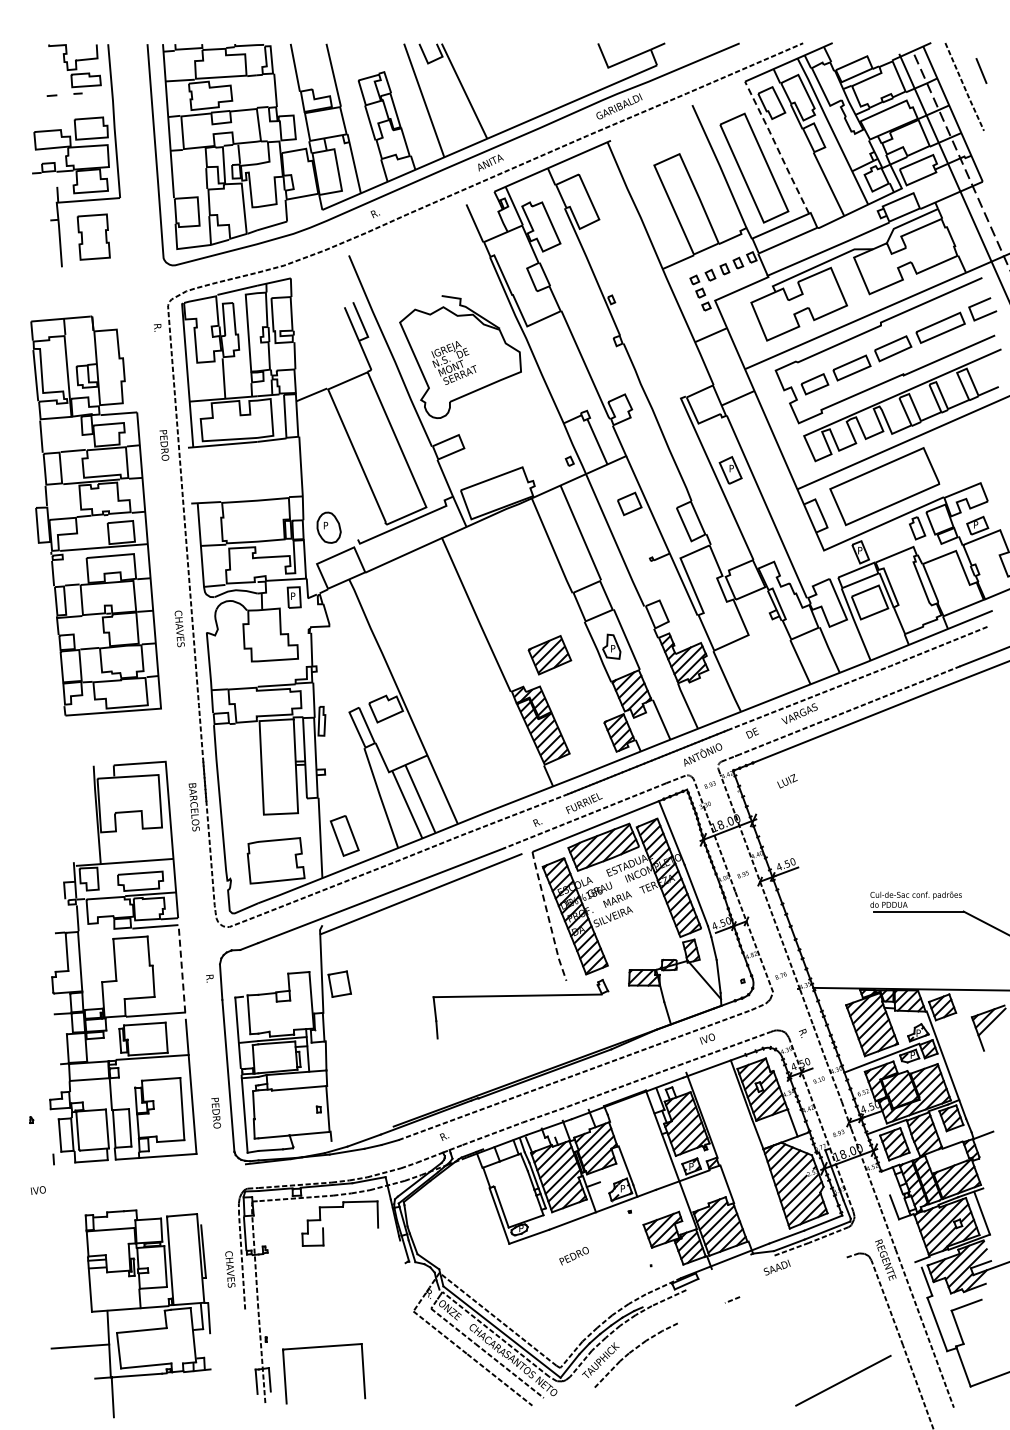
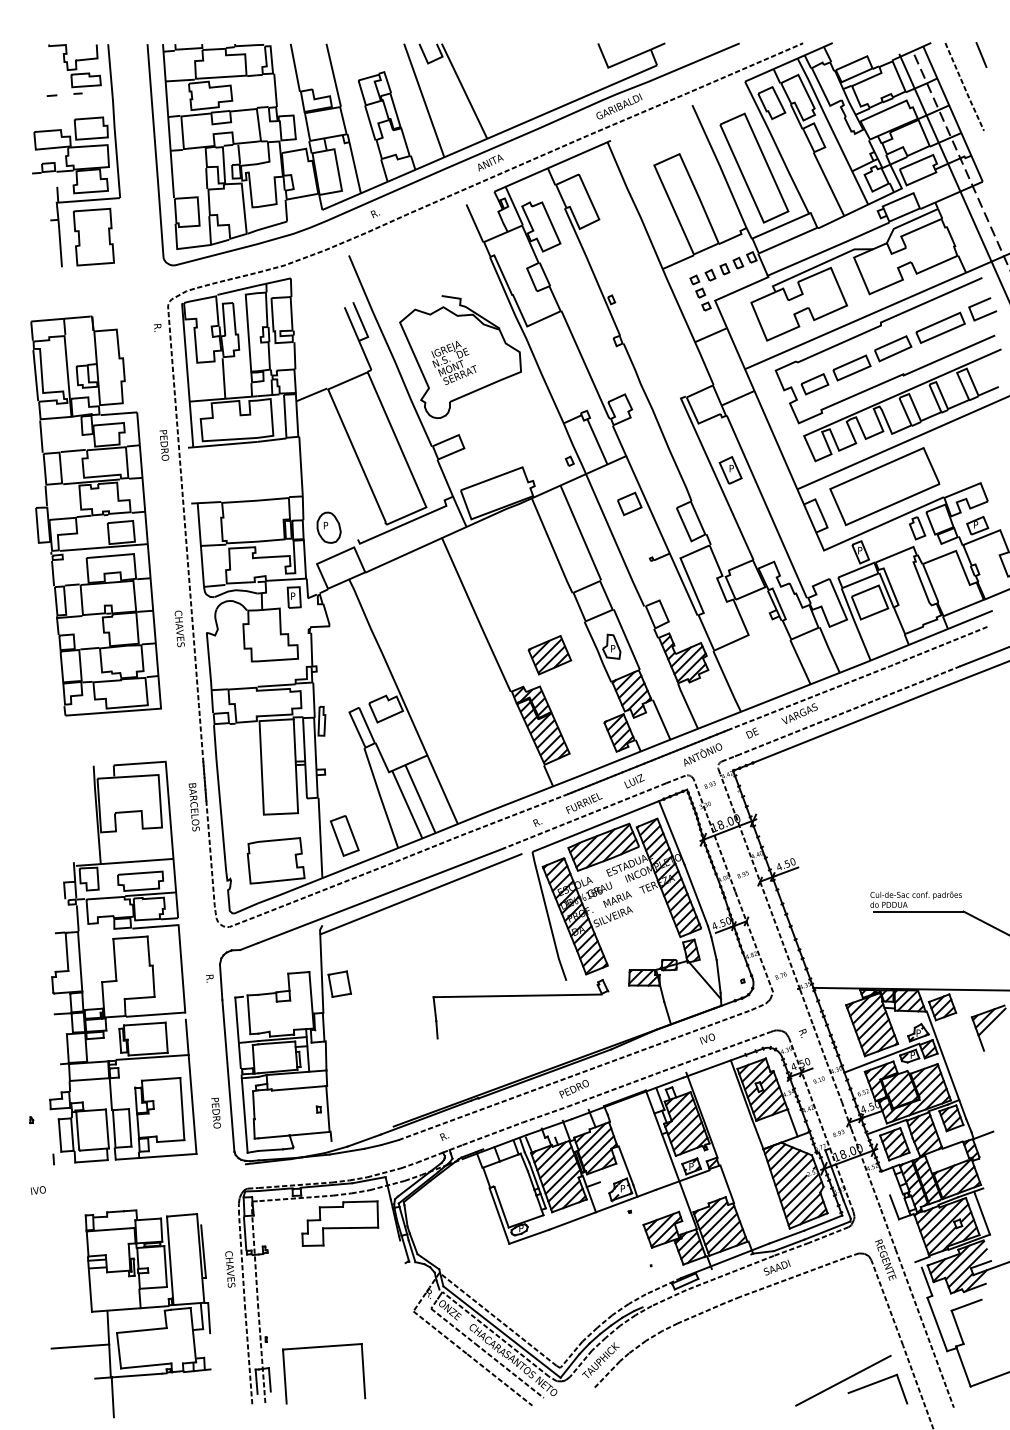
line position: (981, 70) -> (981, 54) (981, 54)
line: dashed -> solid (777, 147)
part size: 35x48 px -> 43x60 px (93, 236)
text position: (787, 781) -> (634, 781) (634, 781)
line: dashed -> solid (548, 917)
line: dashed -> solid (181, 968)
line: none -> present (350, 1227)
text position: (573, 1256) -> (573, 1089) (573, 1089)
line: none -> present (729, 1272)
line: none -> present (792, 1277)
line: none -> present (700, 1313)
line: none -> present (248, 1356)
part: none -> present (877, 1388)
